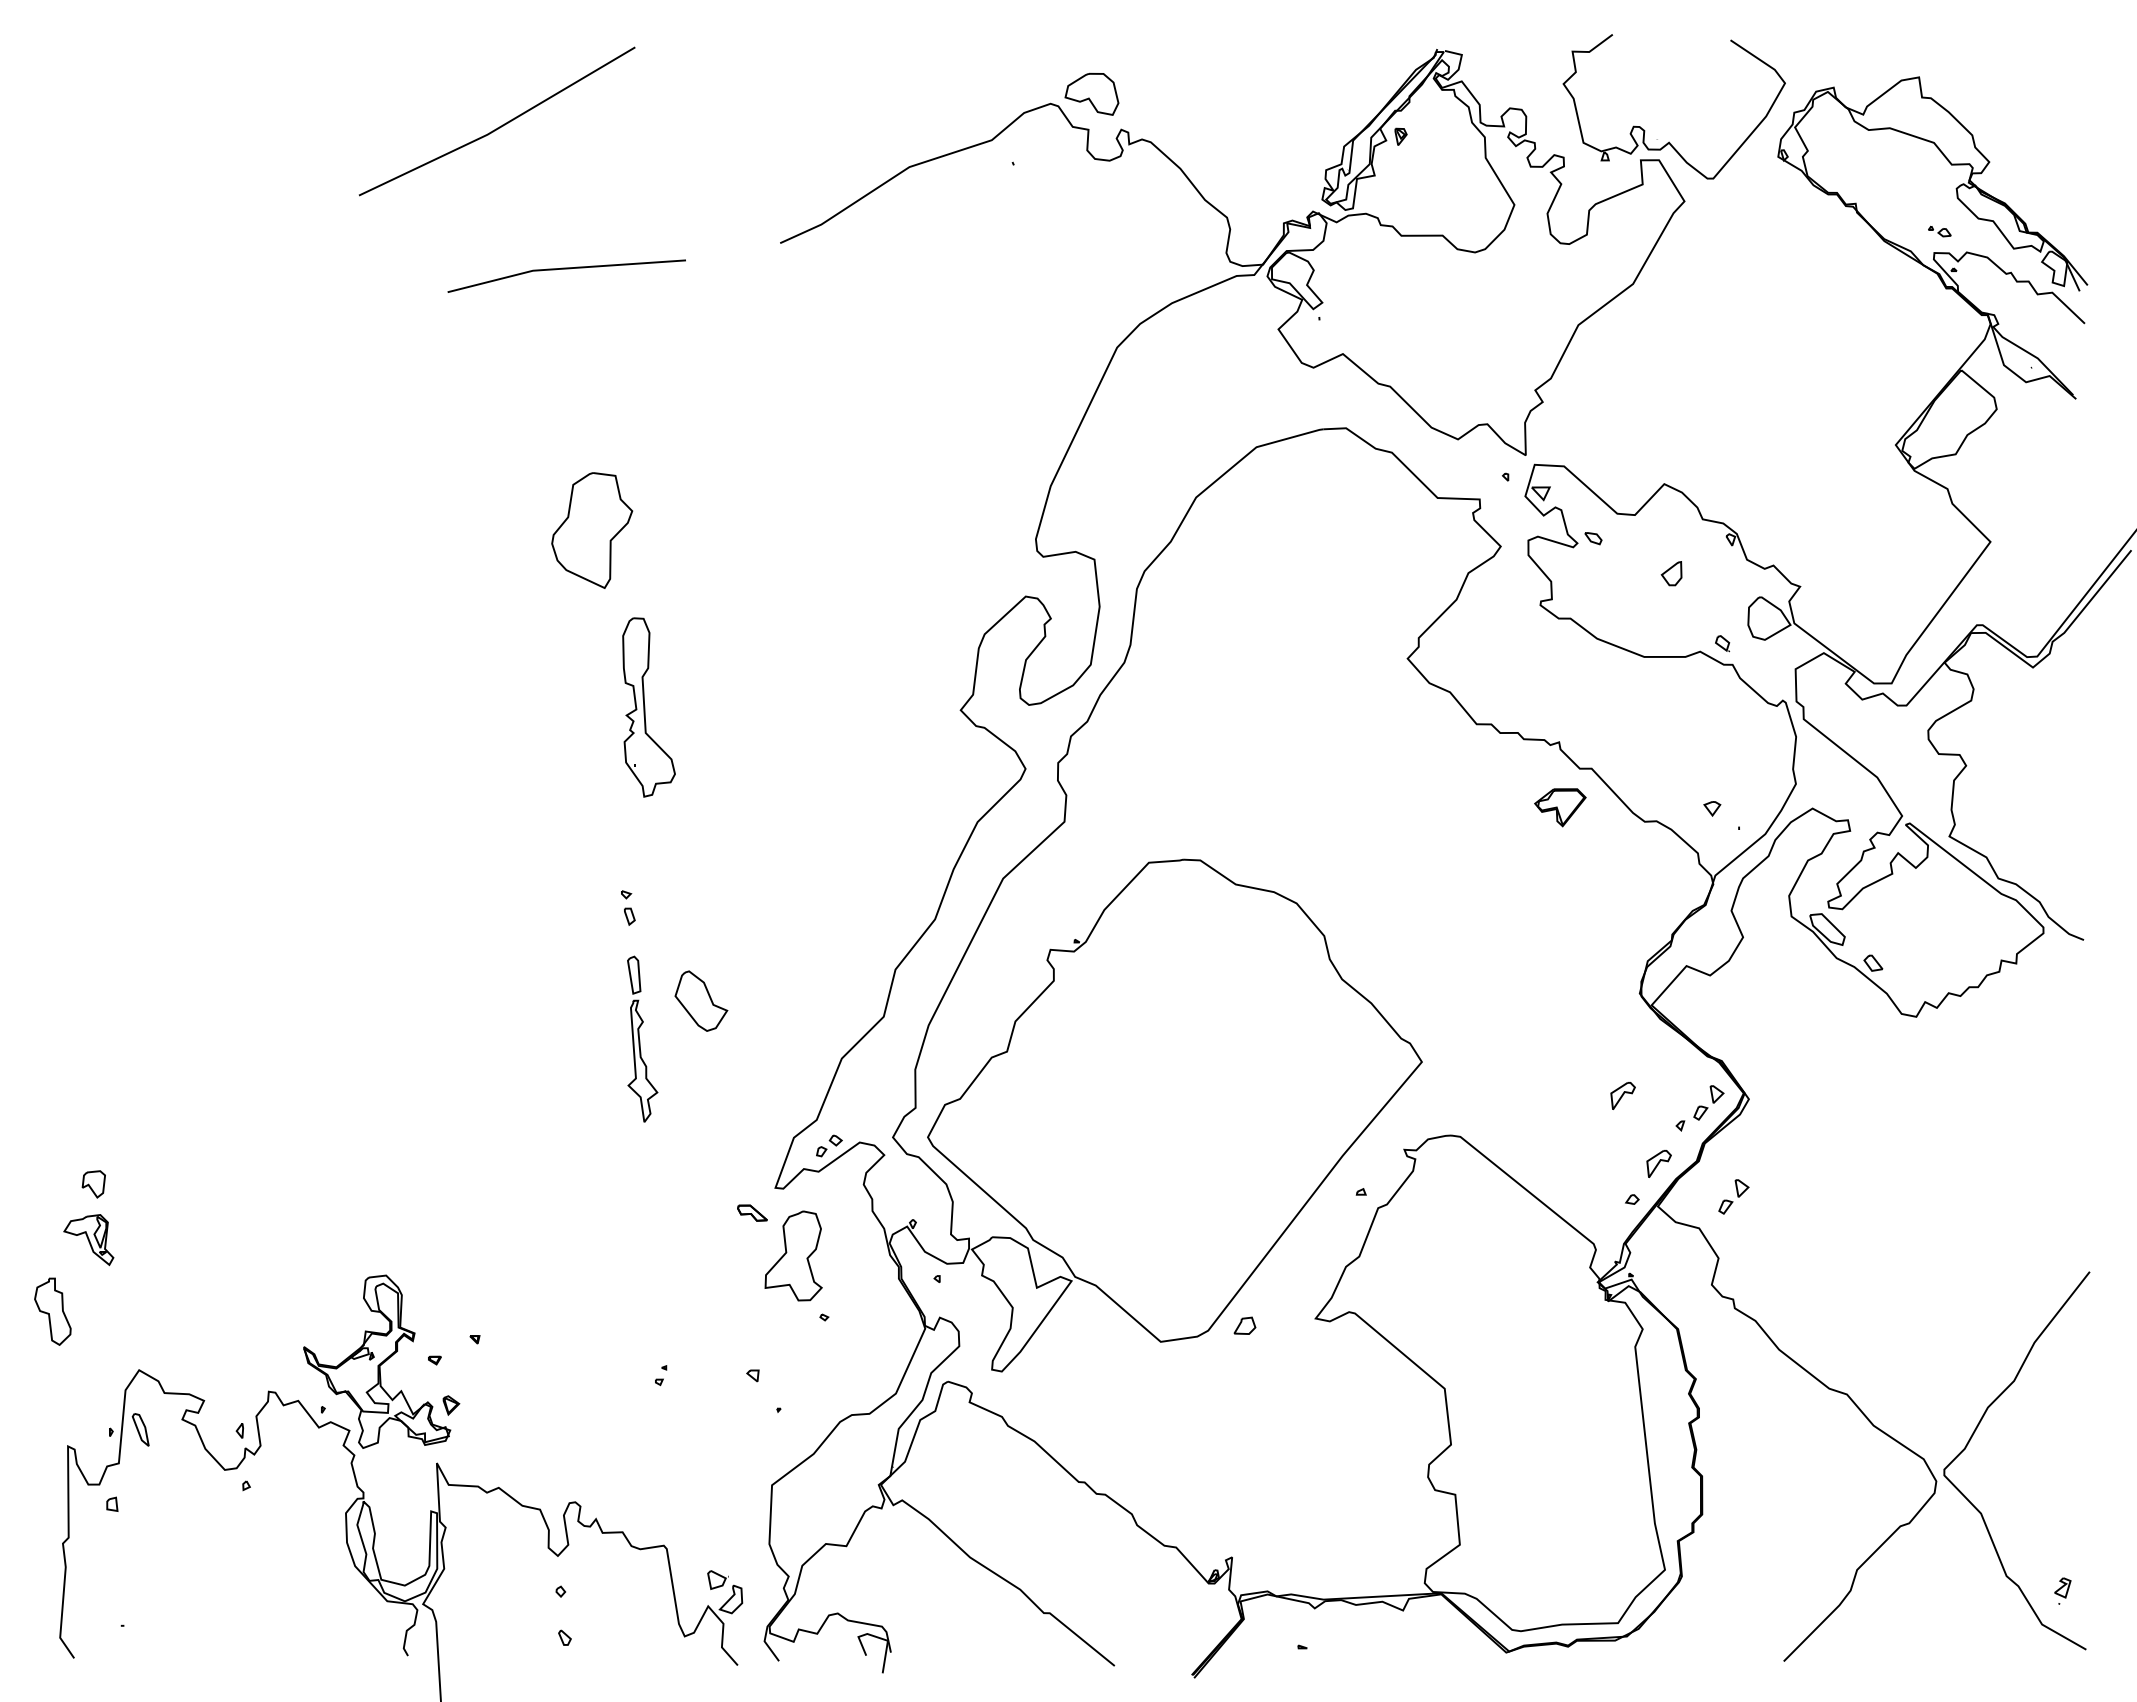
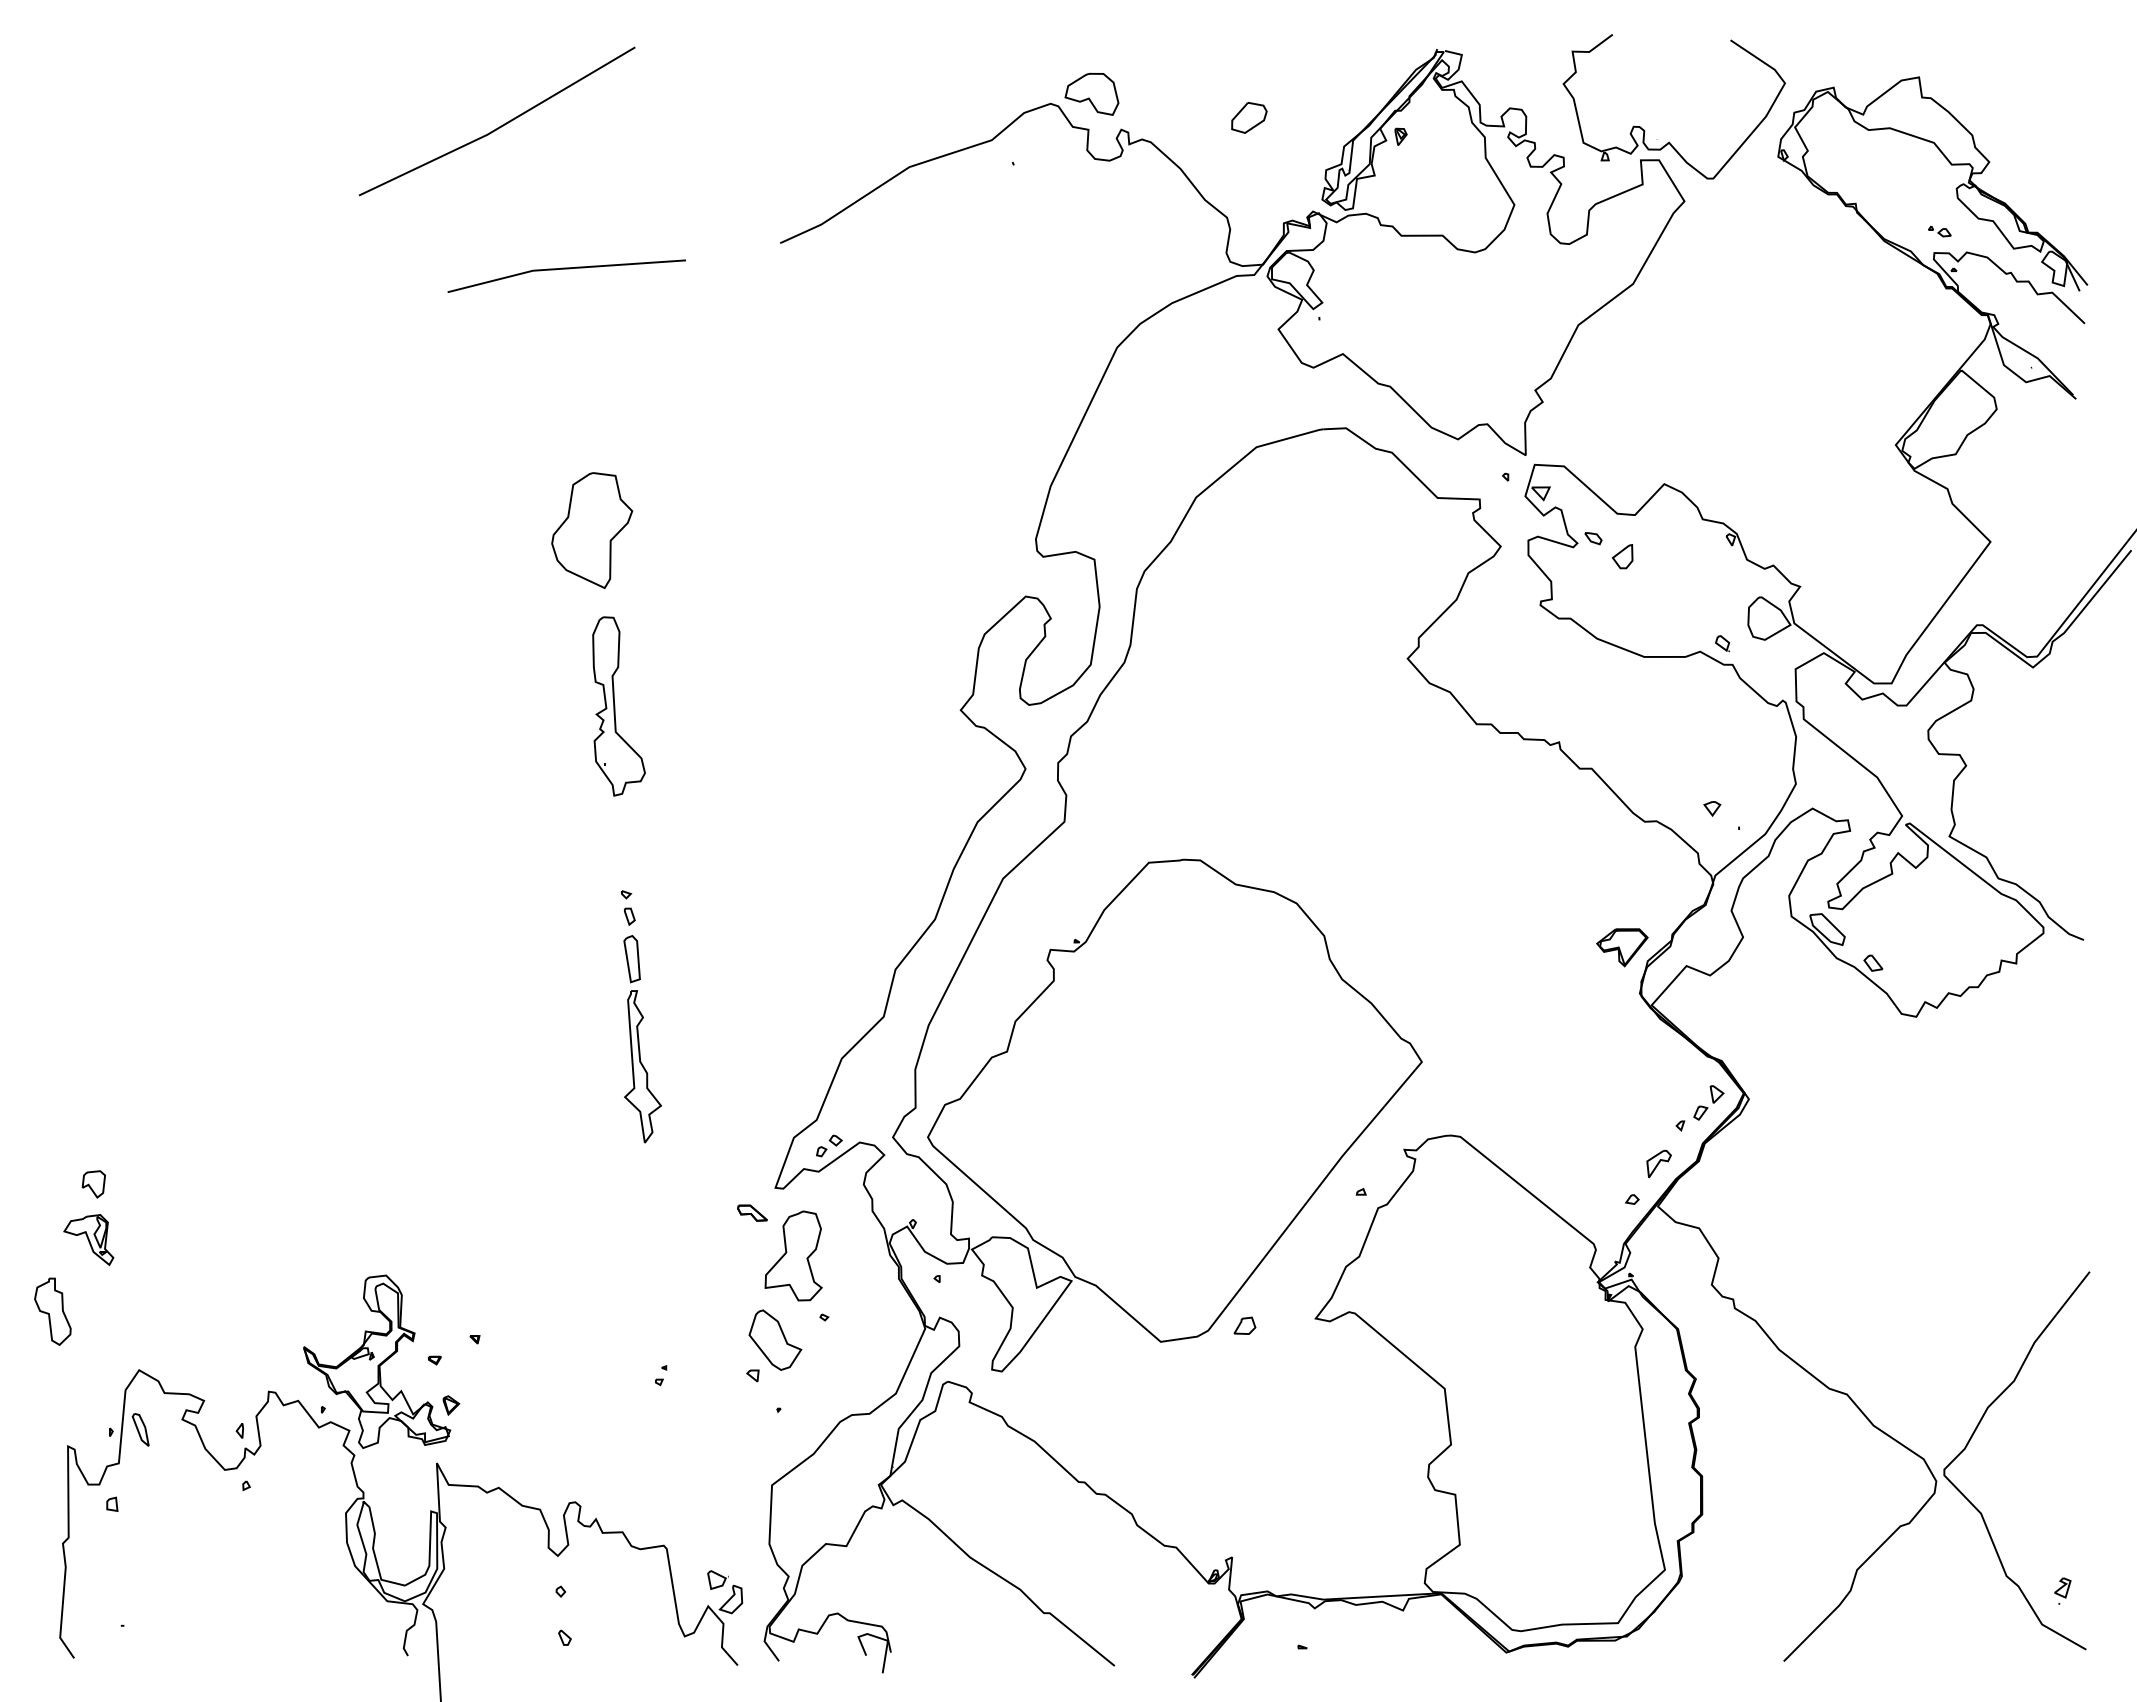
part: none -> present (1249, 117)
part position: (1671, 573) -> (1622, 556) (1622, 556)
part position: (648, 707) -> (618, 706) (618, 706)
part position: (1560, 807) -> (1622, 947) (1622, 947)
part position: (701, 1000) -> (775, 1339) (775, 1339)
part size: 32x168 px -> 39x209 px (642, 1039)
part: present -> none (1622, 1095)
part: present -> none (1733, 1196)
